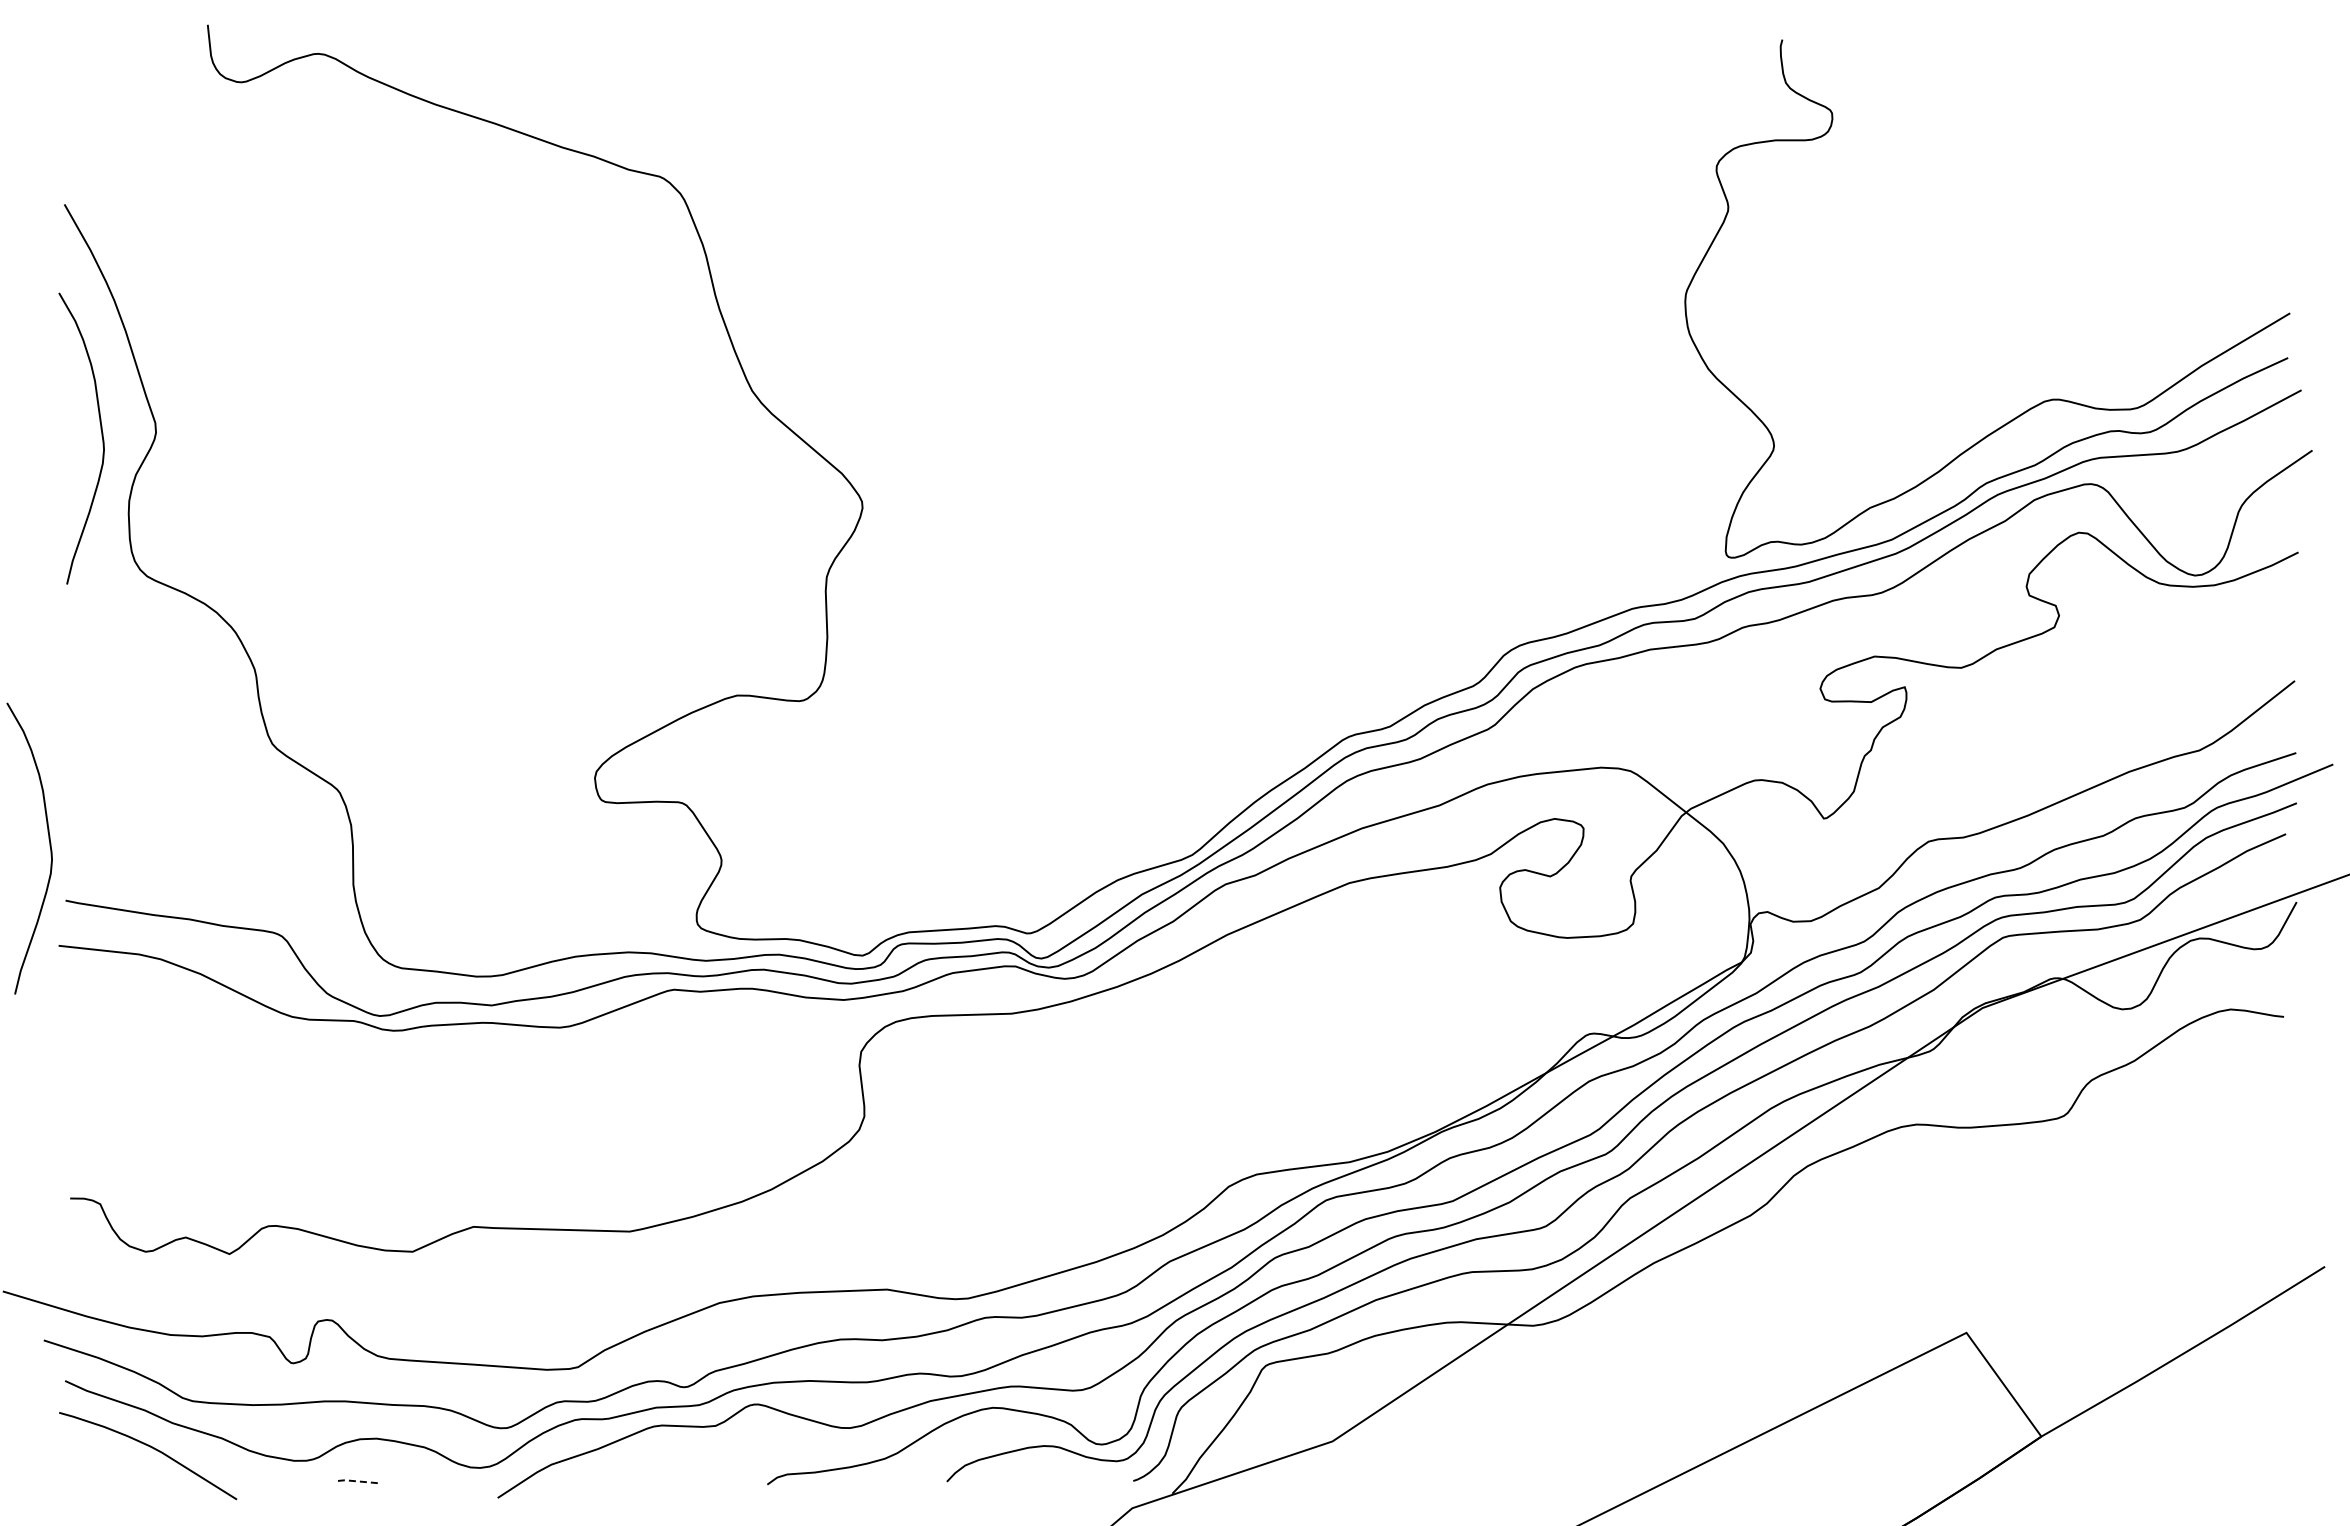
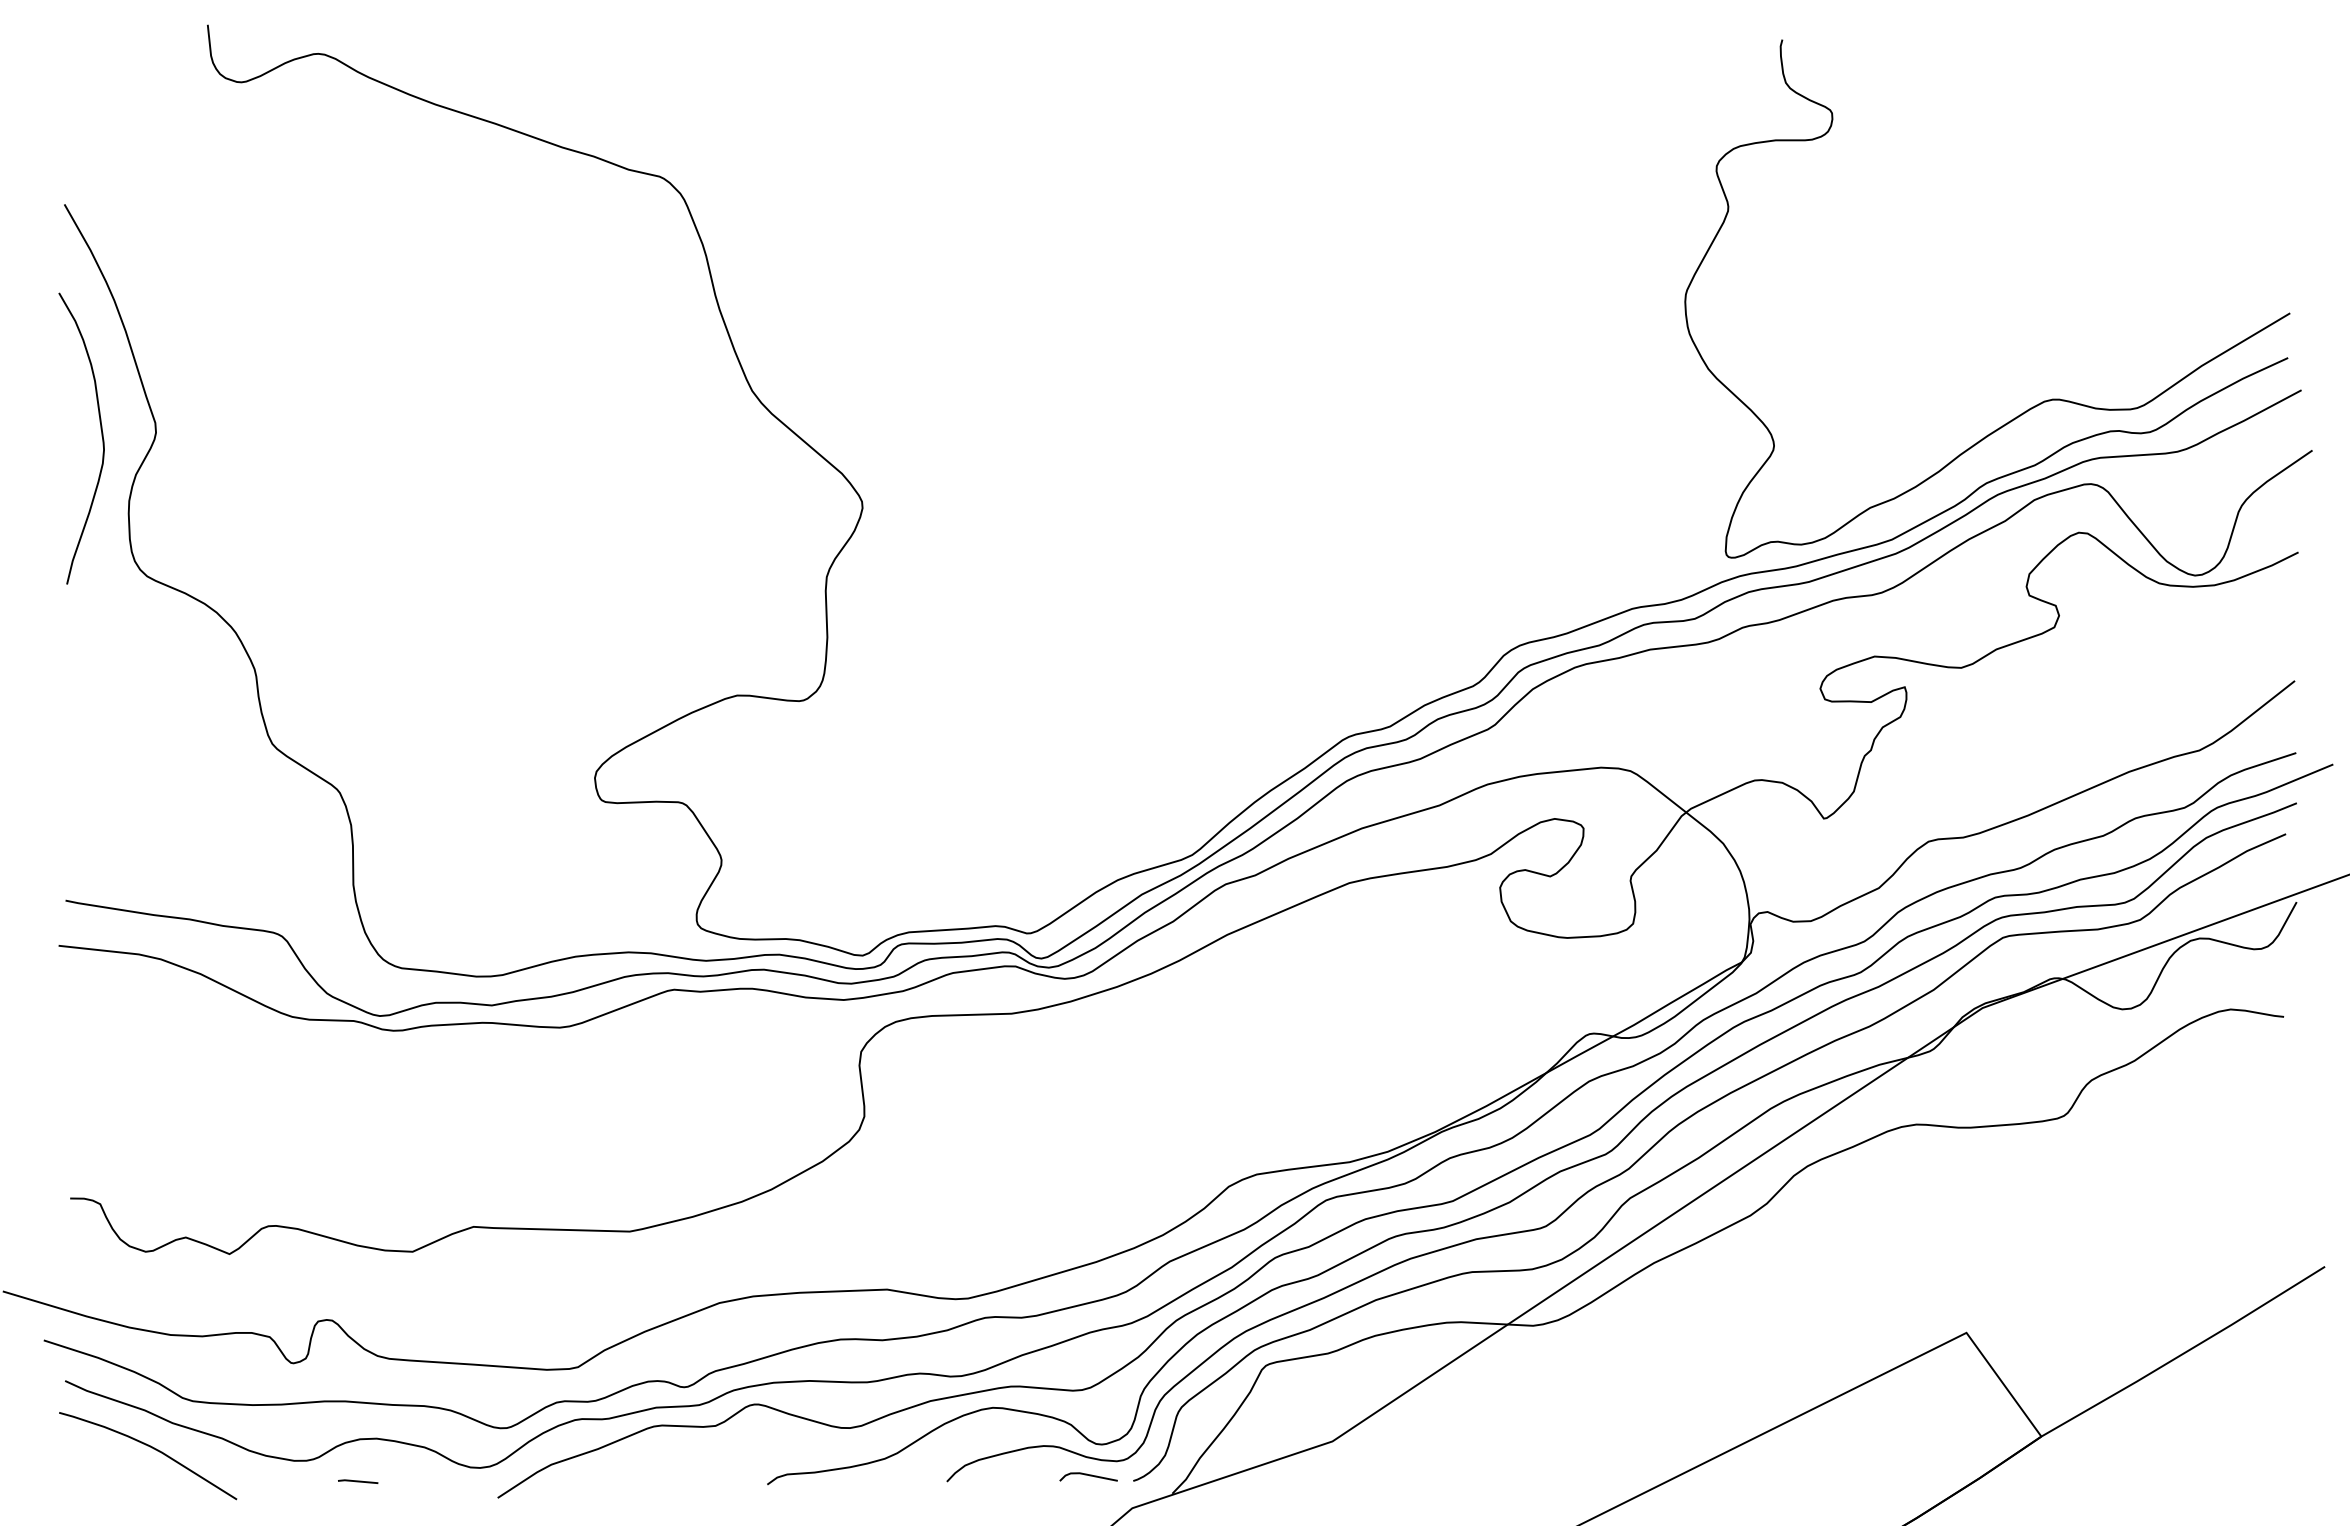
curve: present -> none (49, 846)
line: none -> present (1088, 1475)
line: dashed -> solid (357, 1481)
